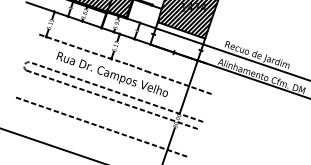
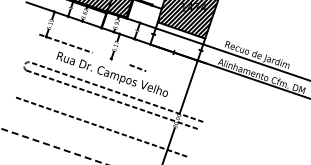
line: present -> none (110, 58)
line: present -> none (179, 82)
line: solid -> dashed (54, 146)
